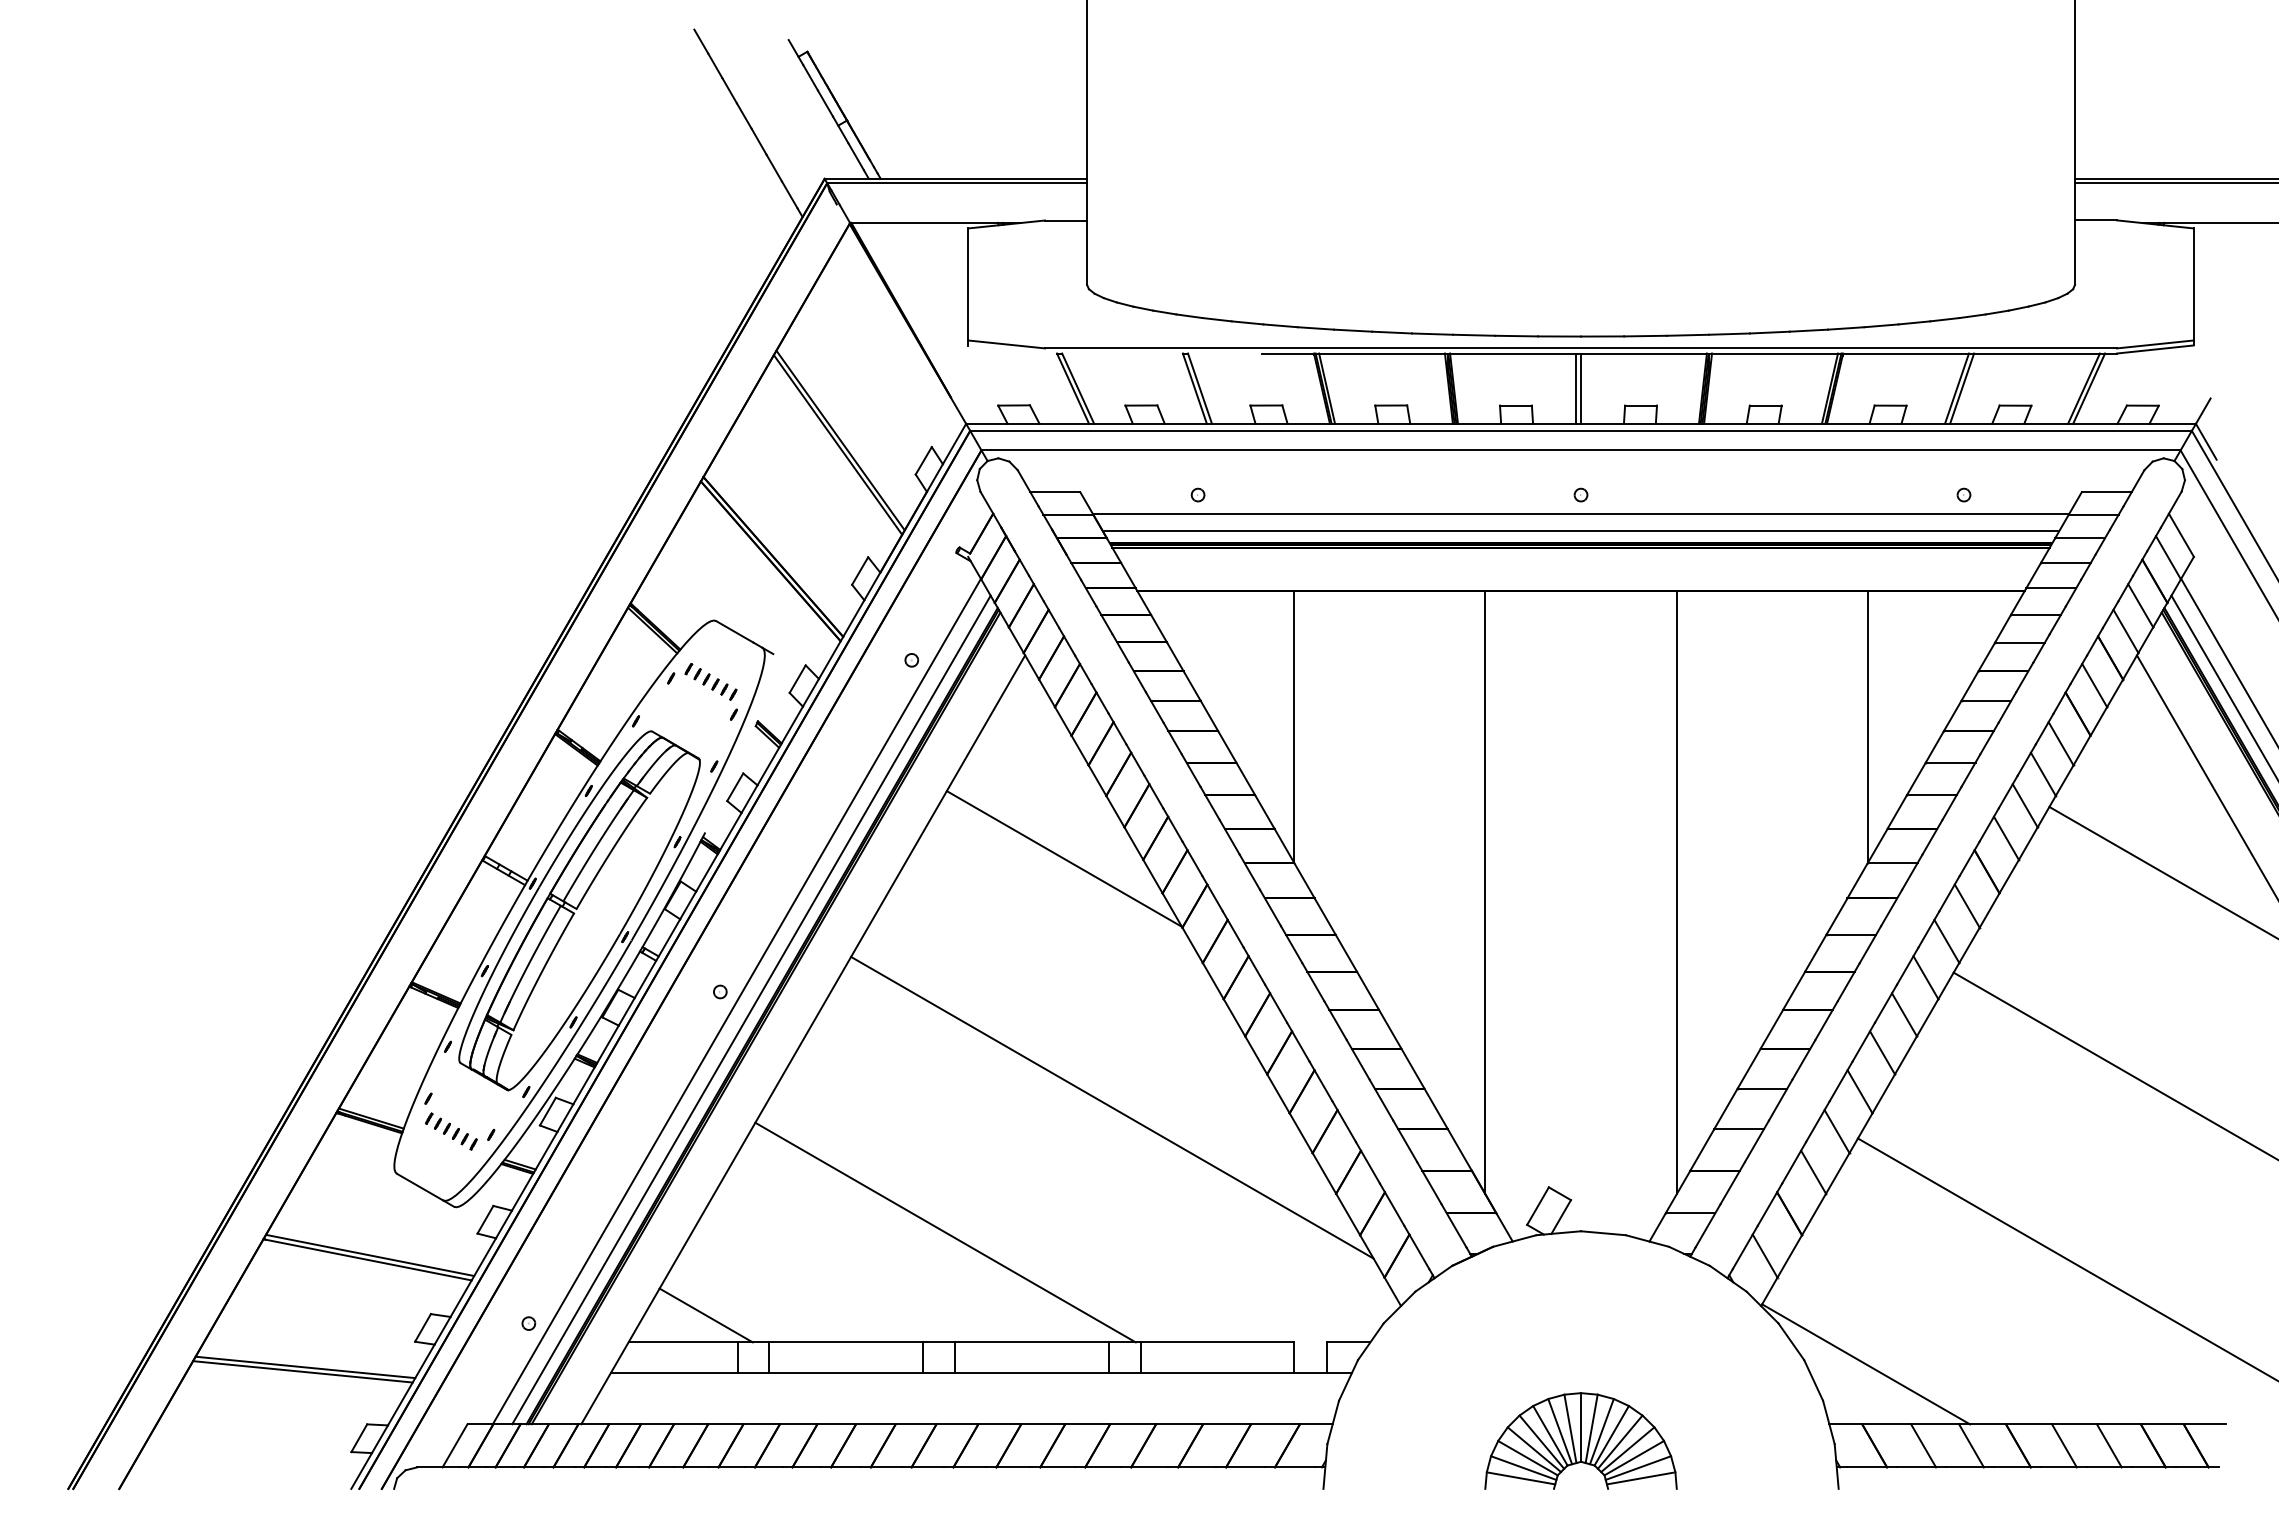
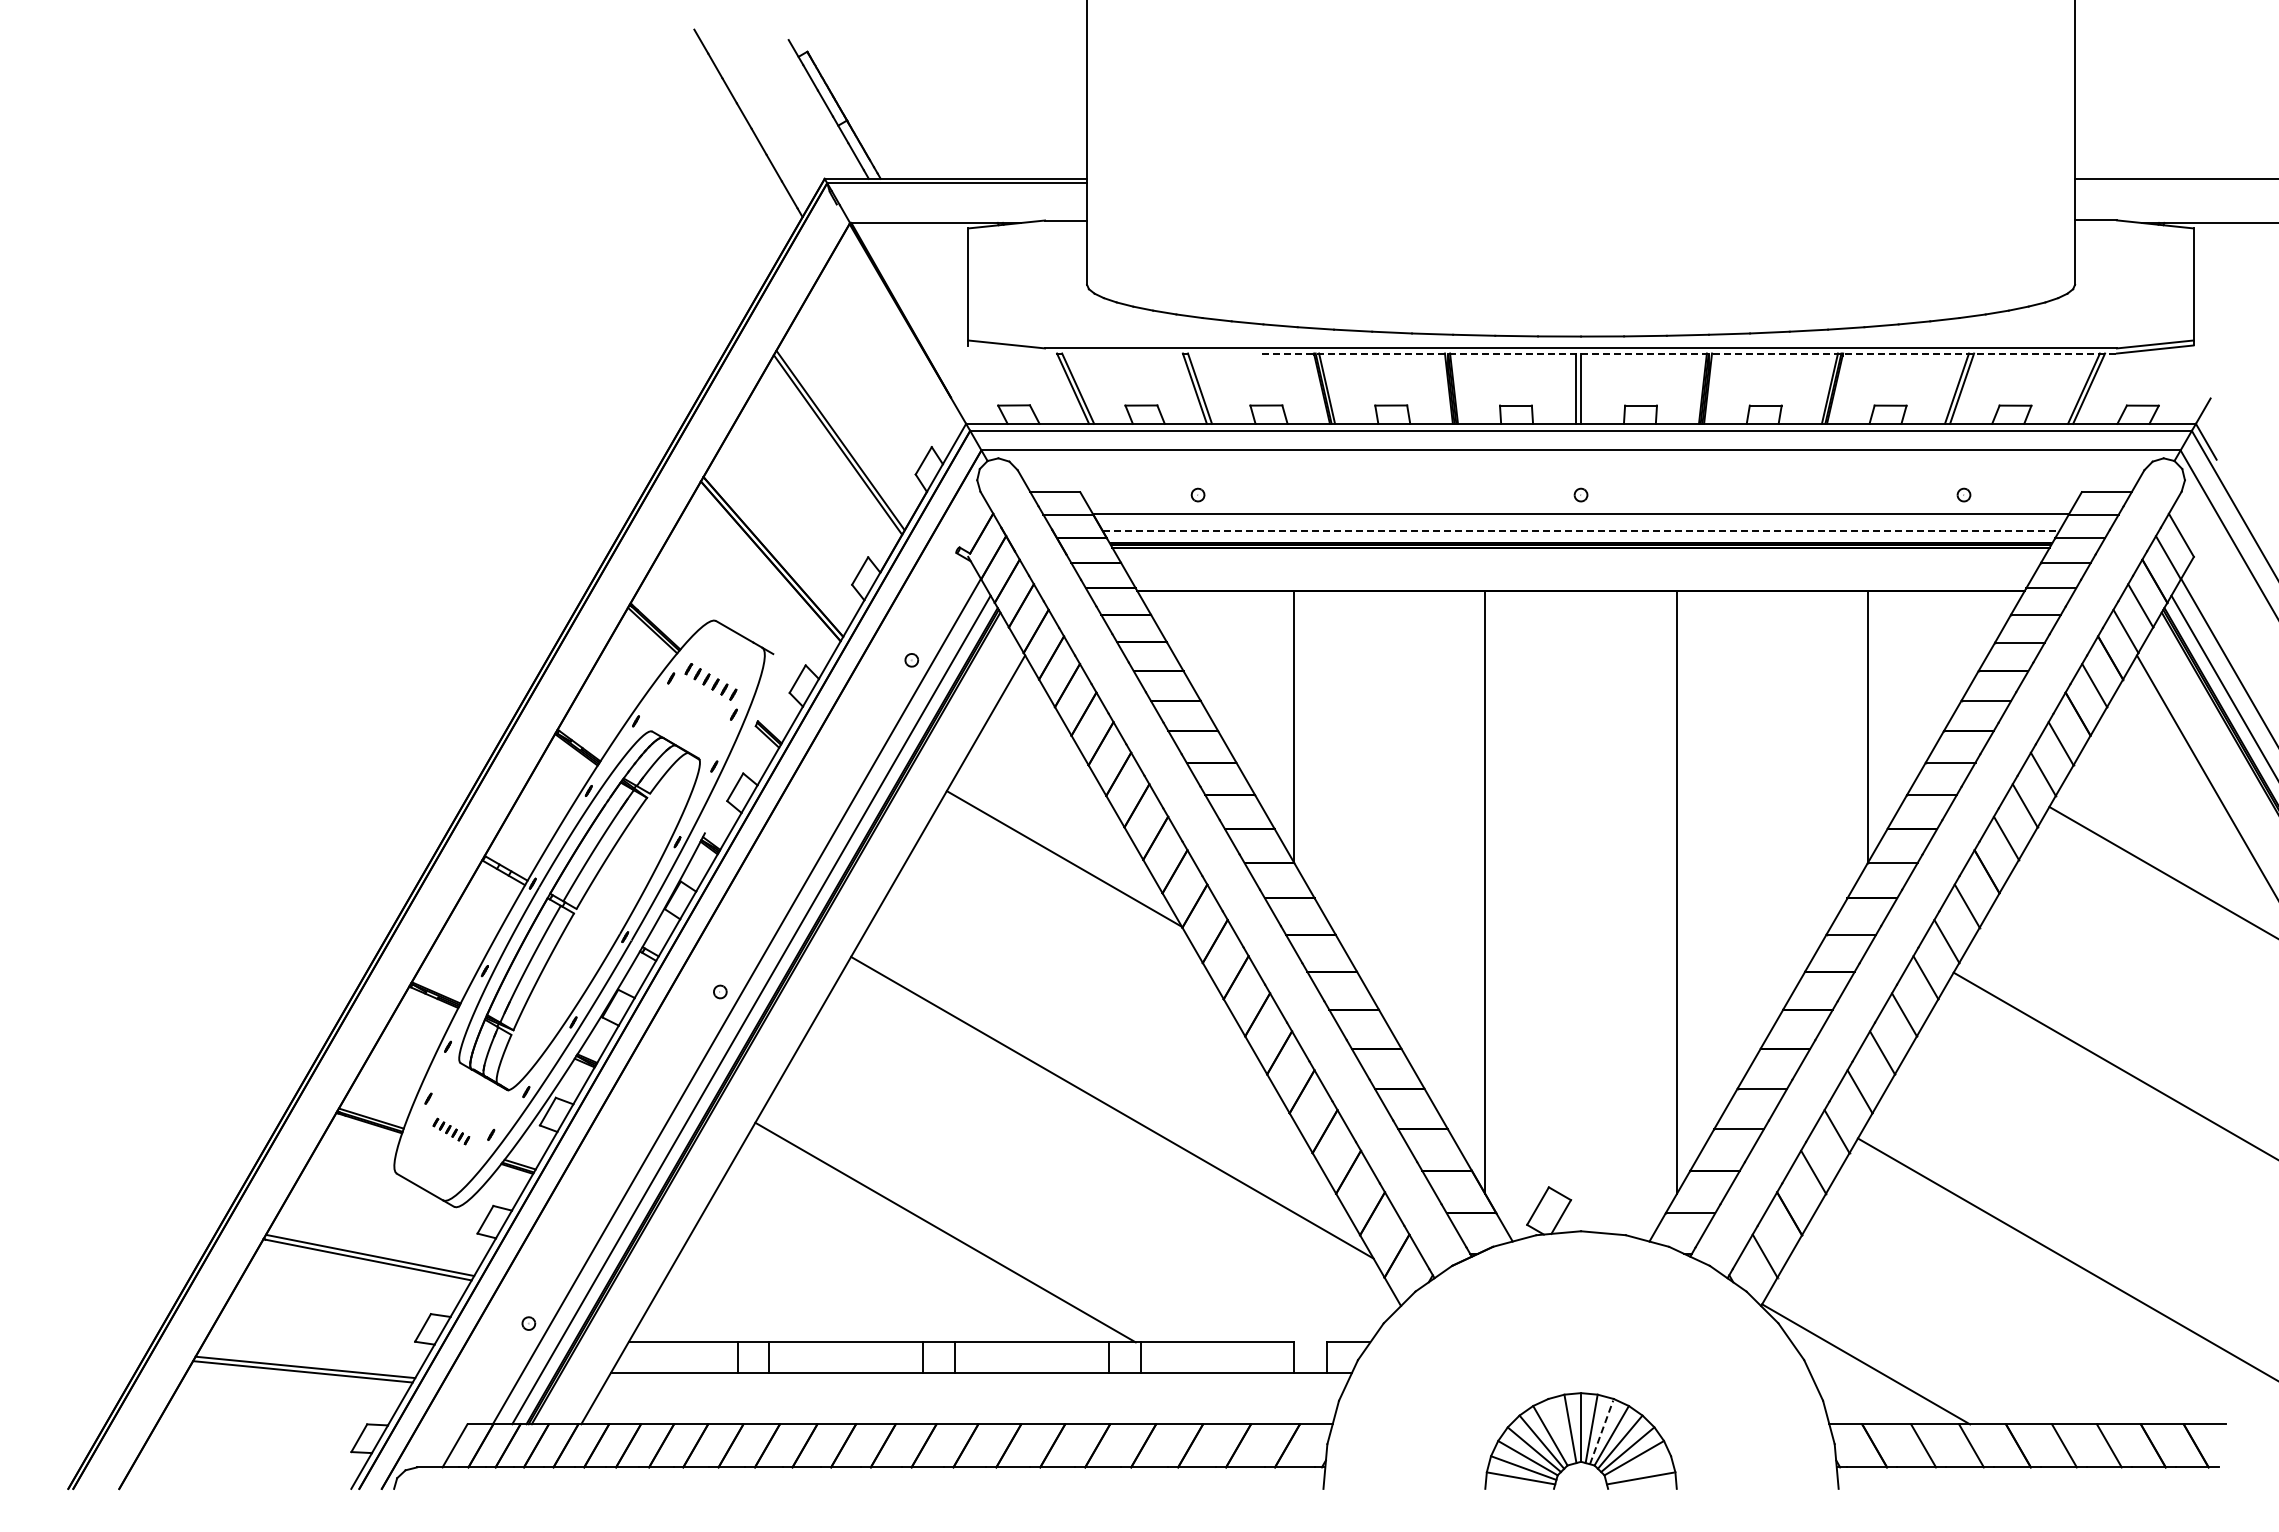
line: present -> none (2175, 183)
line: solid -> dashed (1689, 353)
line: solid -> dashed (1581, 530)
part size: 53x39 px -> 39x29 px (451, 1131)
line: present -> none (705, 1315)
line: present -> none (1560, 1432)
line: solid -> dashed (1601, 1432)
line: present -> none (1637, 1467)
